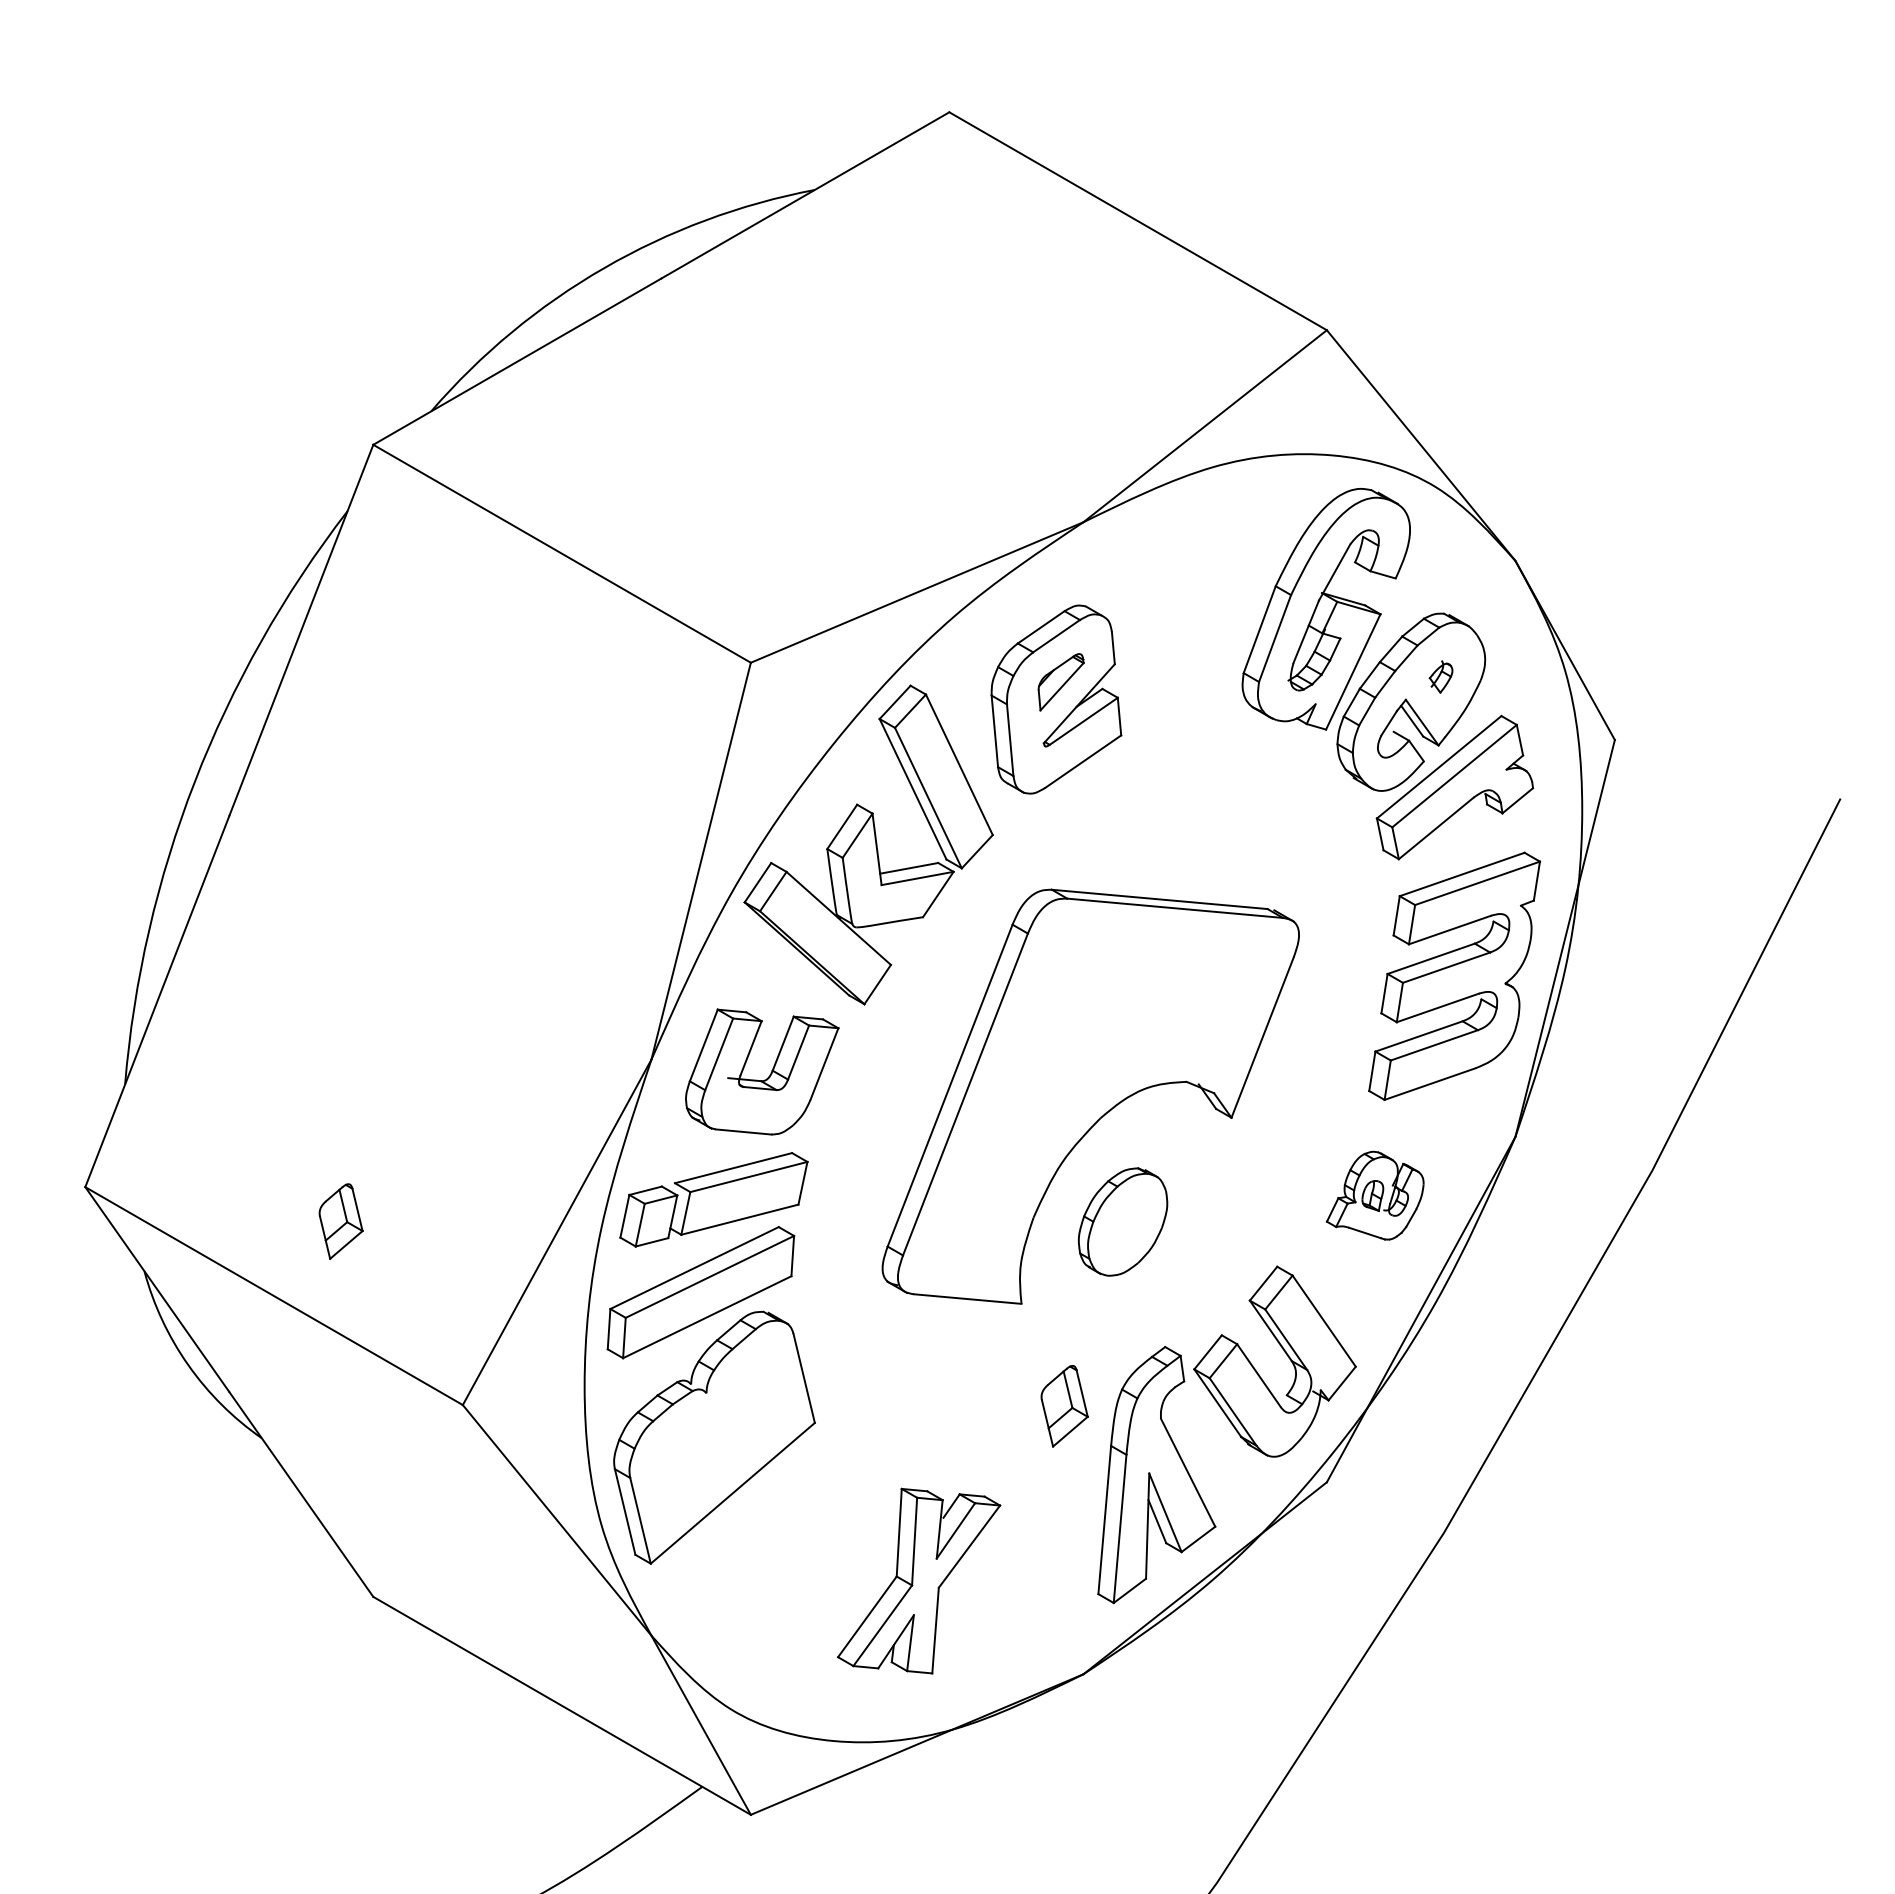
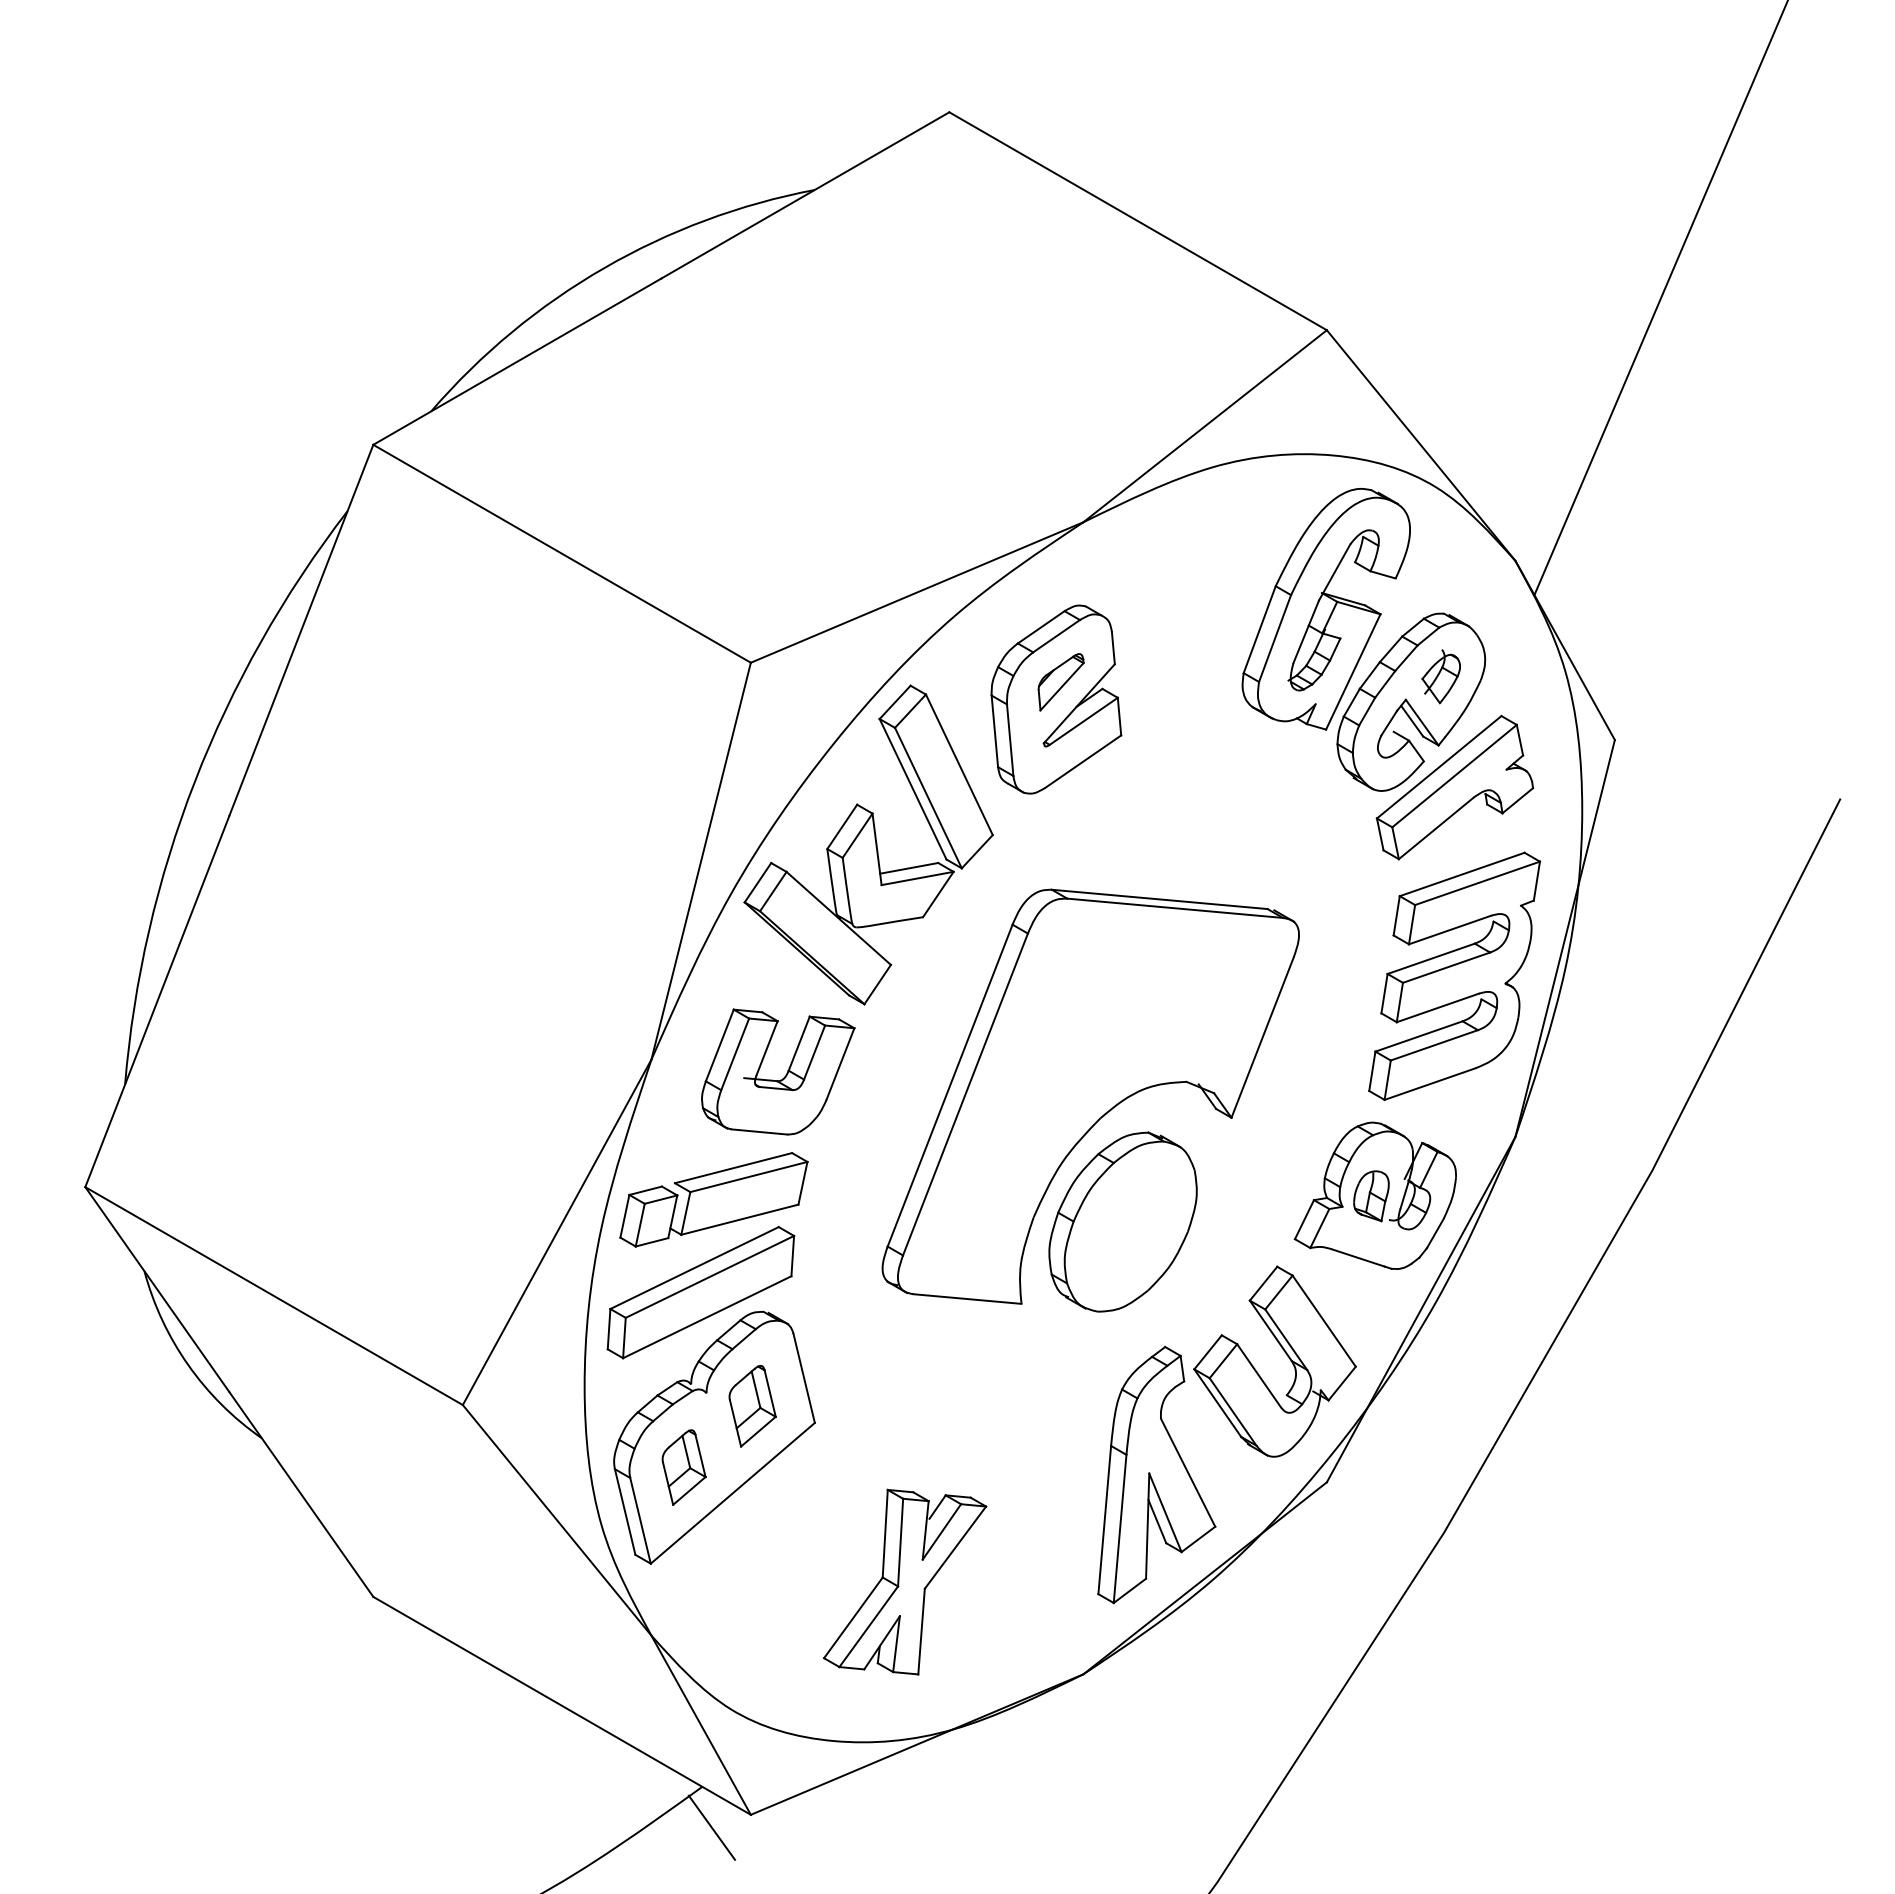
line: none -> present (1660, 298)
part size: 26x34 px -> 40x56 px (1440, 676)
part position: (769, 1074) -> (785, 1074) (785, 1074)
part size: 99x91 px -> 164x149 px (1374, 1195)
part position: (340, 1221) -> (683, 1467) (683, 1467)
part size: 91x110 px -> 150x182 px (1122, 1221)
part position: (1064, 1406) -> (752, 1406) (752, 1406)
part position: (919, 1580) -> (905, 1581) (905, 1581)
line: none -> present (711, 1827)
